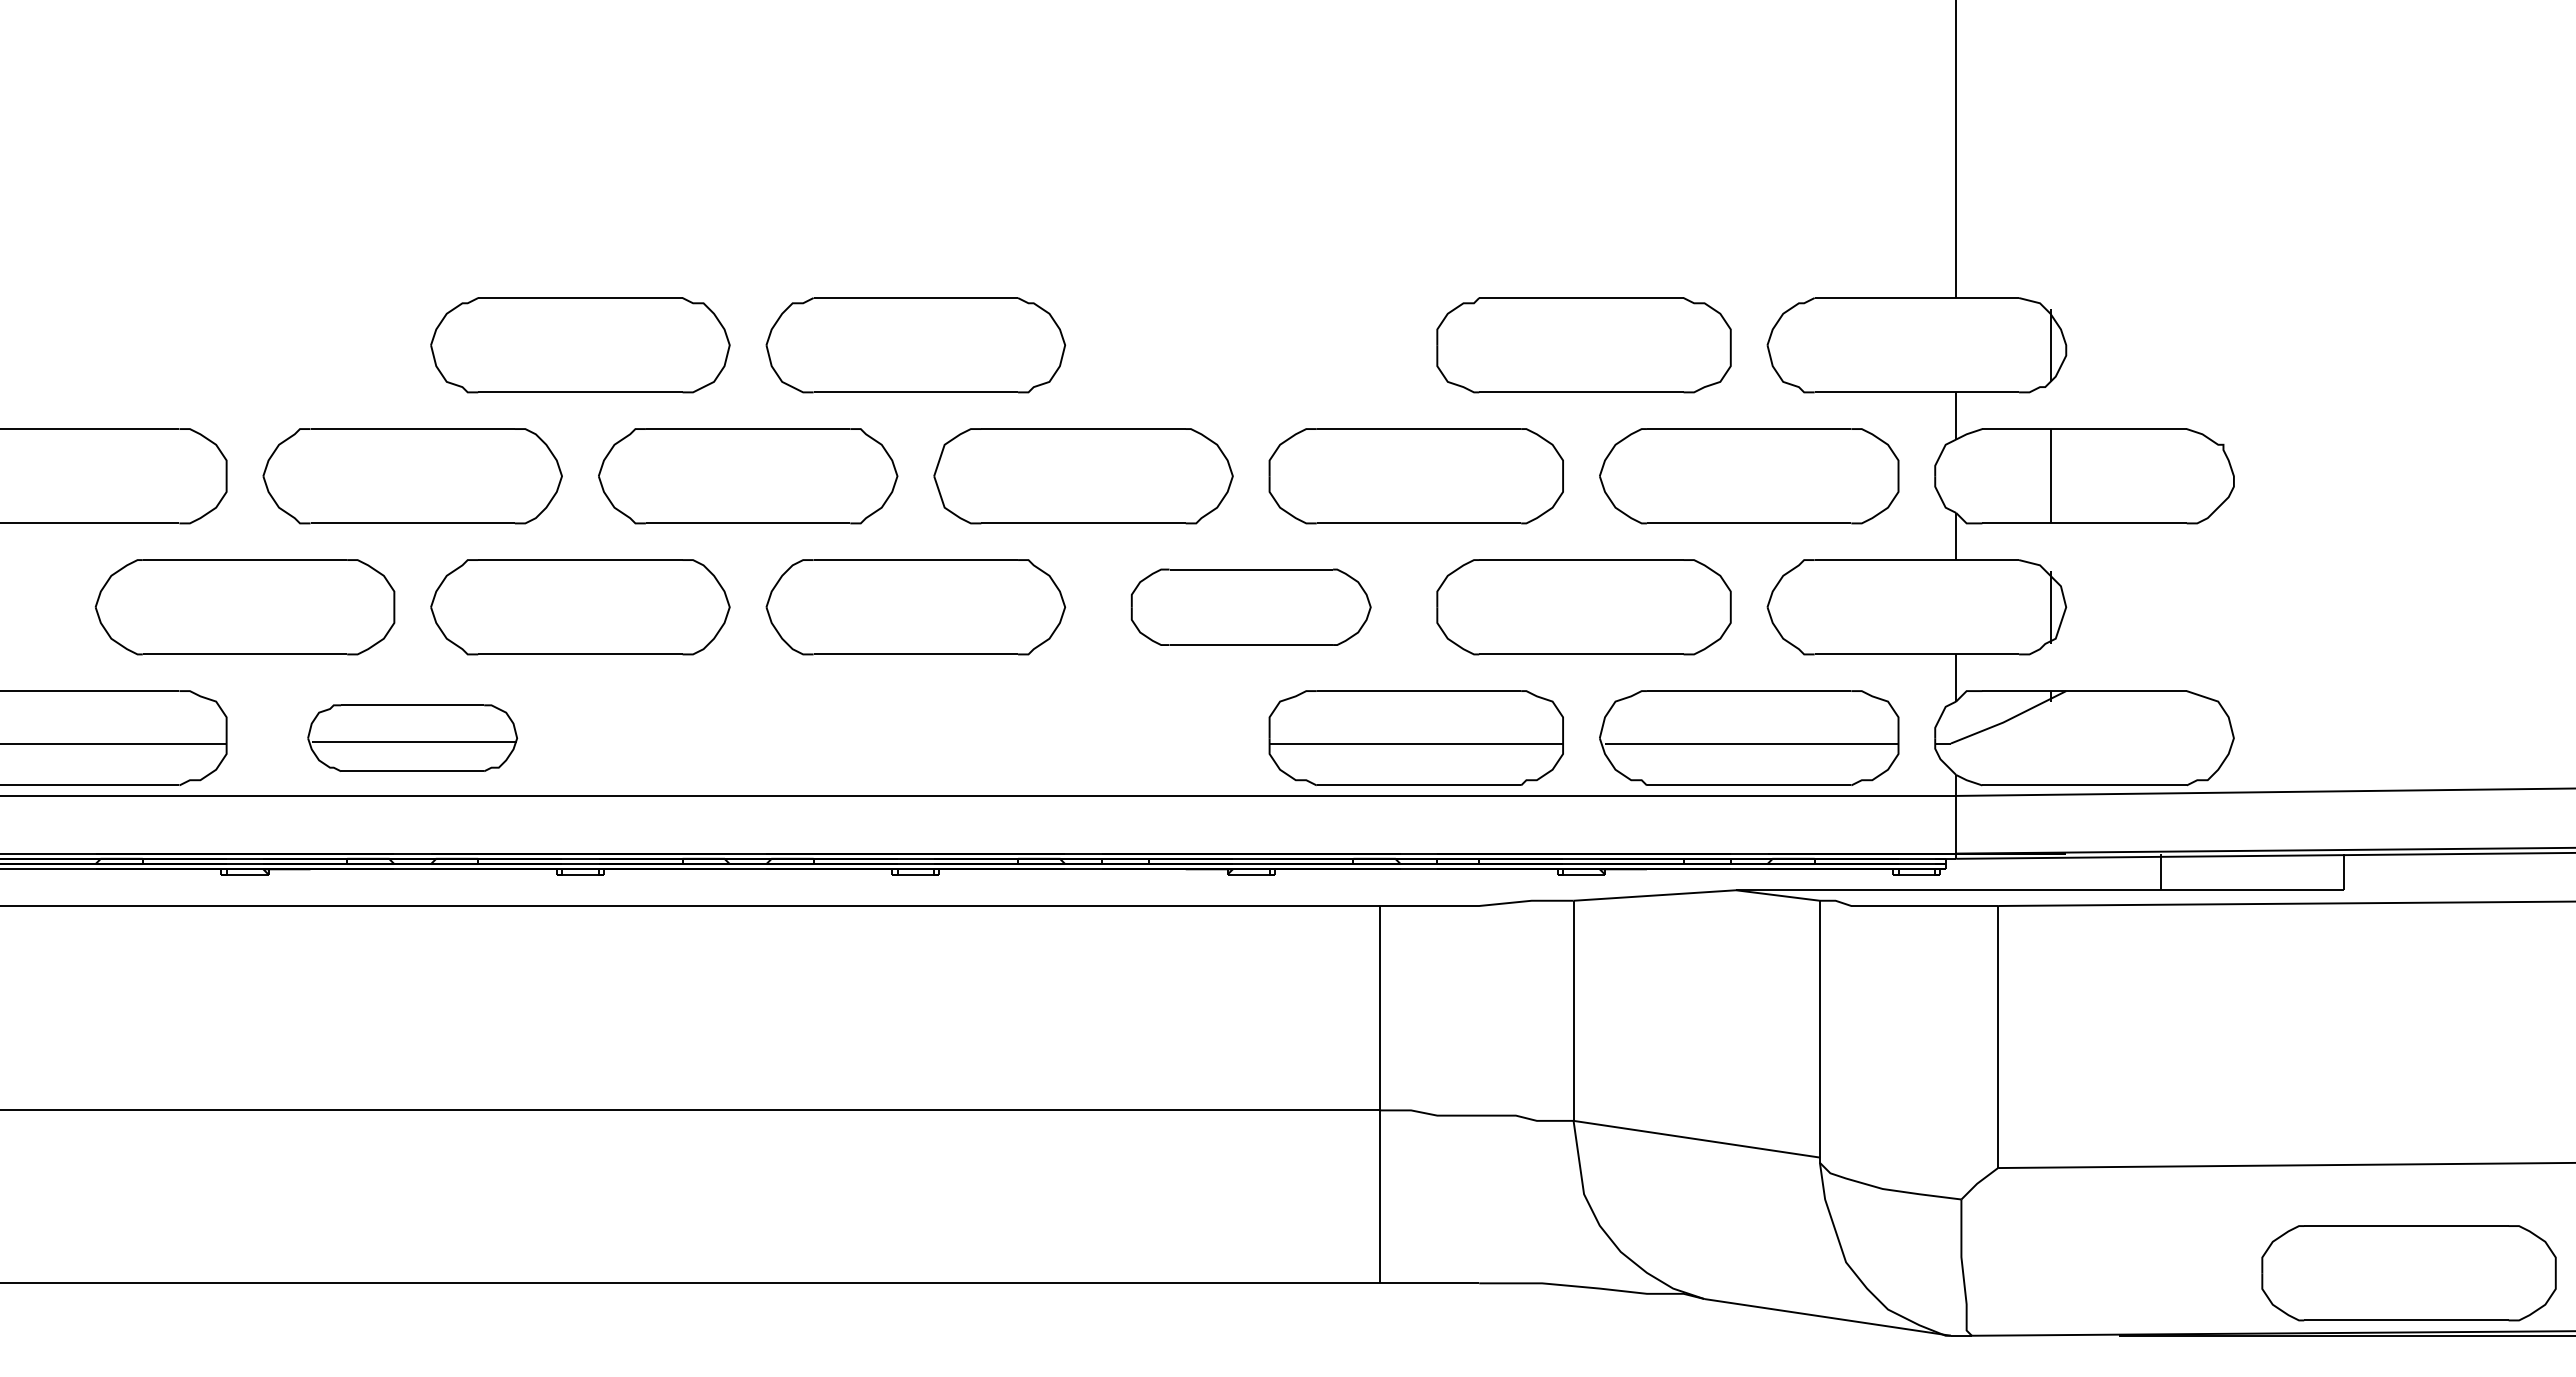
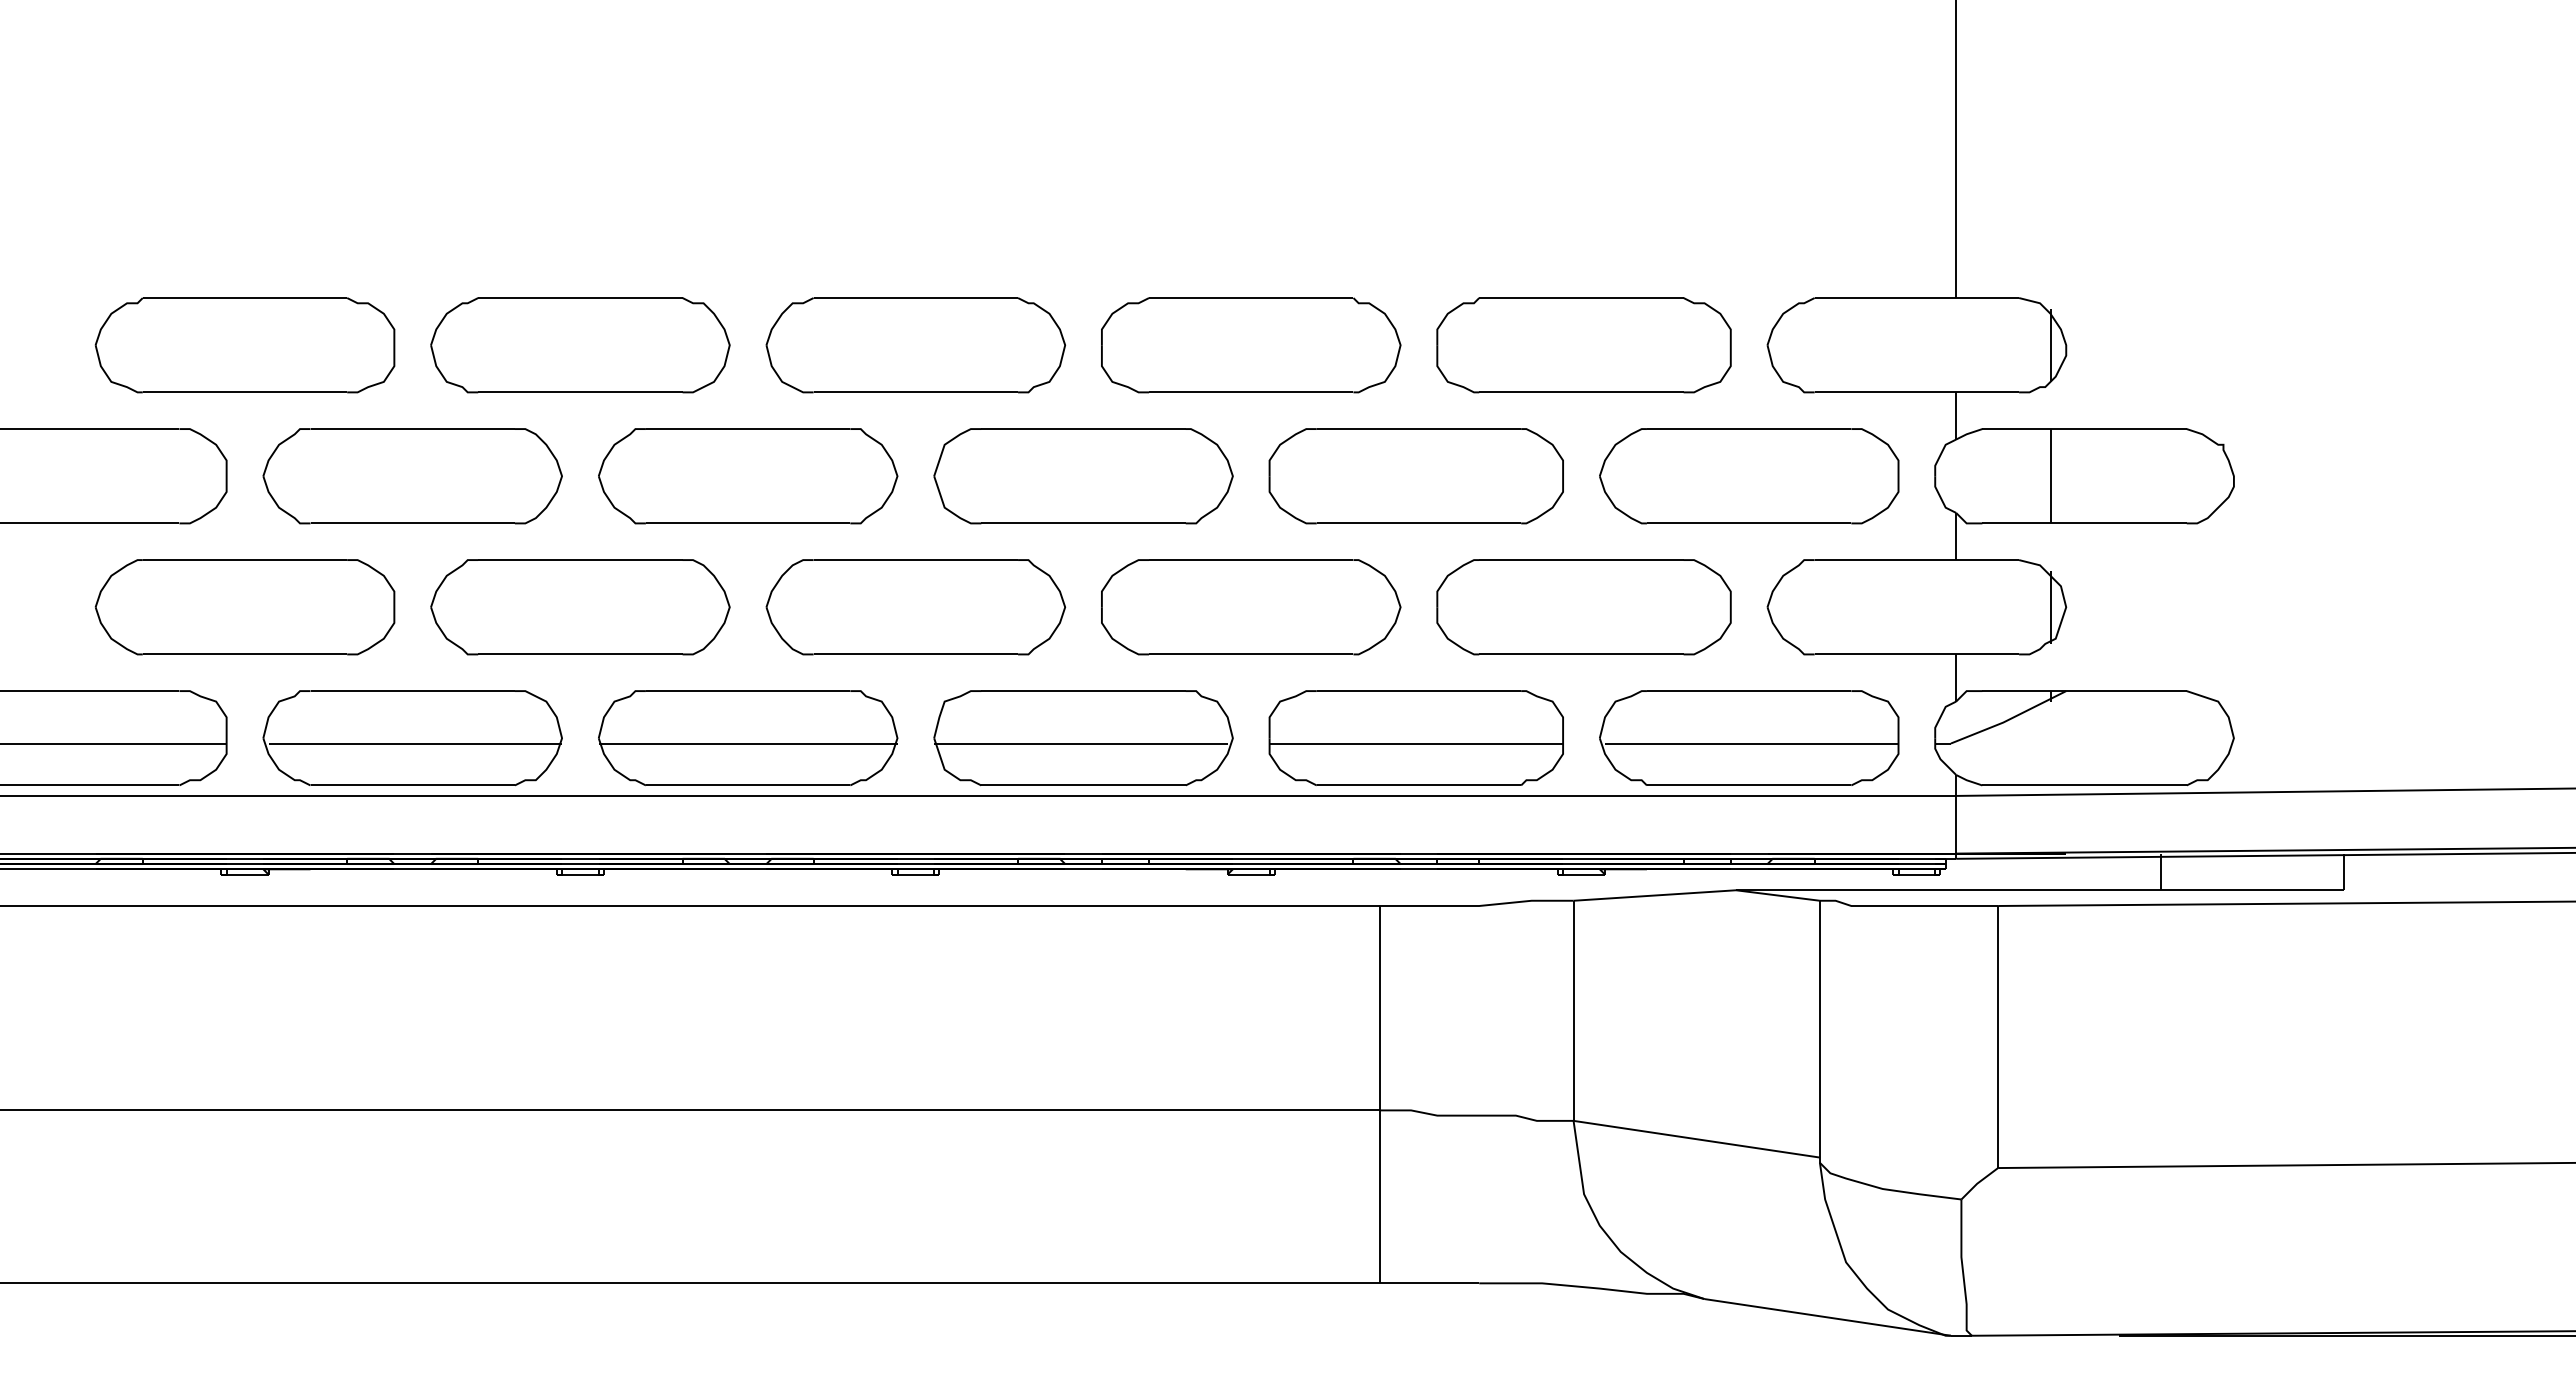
part: none -> present (244, 345)
part: none -> present (1251, 345)
part size: 242x78 px -> 301x97 px (1251, 607)
part size: 211x68 px -> 301x97 px (412, 738)
part: none -> present (748, 738)
part: none -> present (1083, 738)
part: present -> none (2408, 1273)
